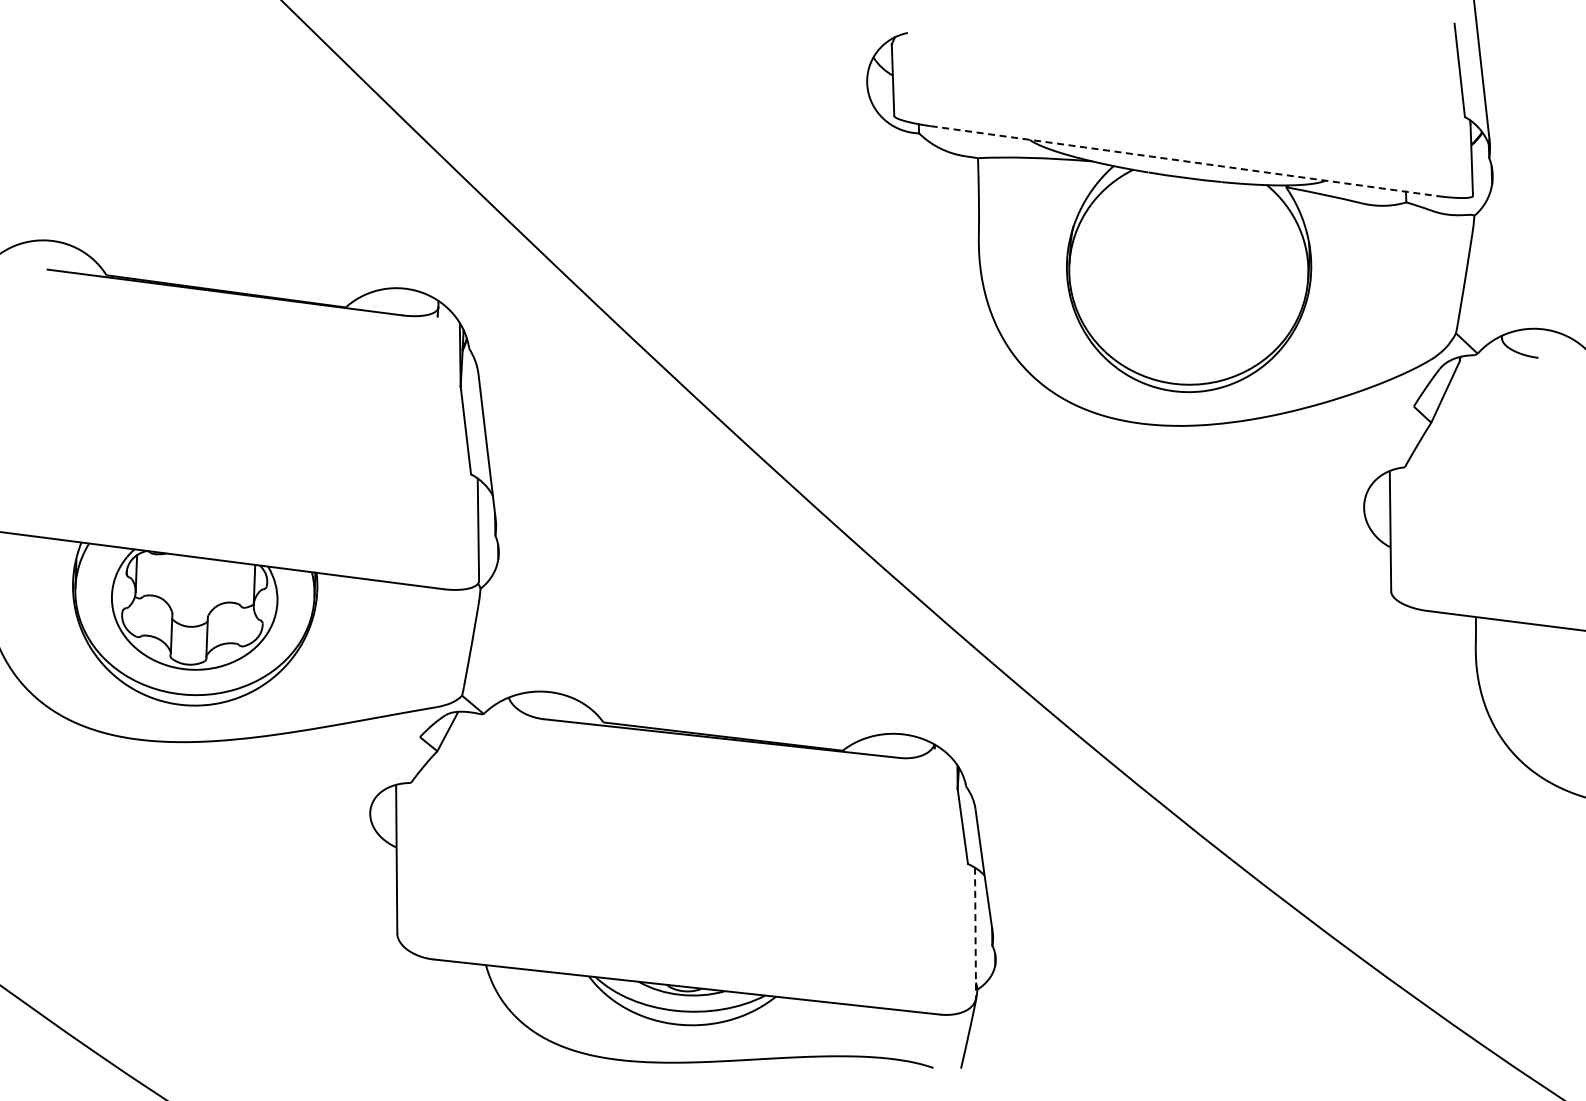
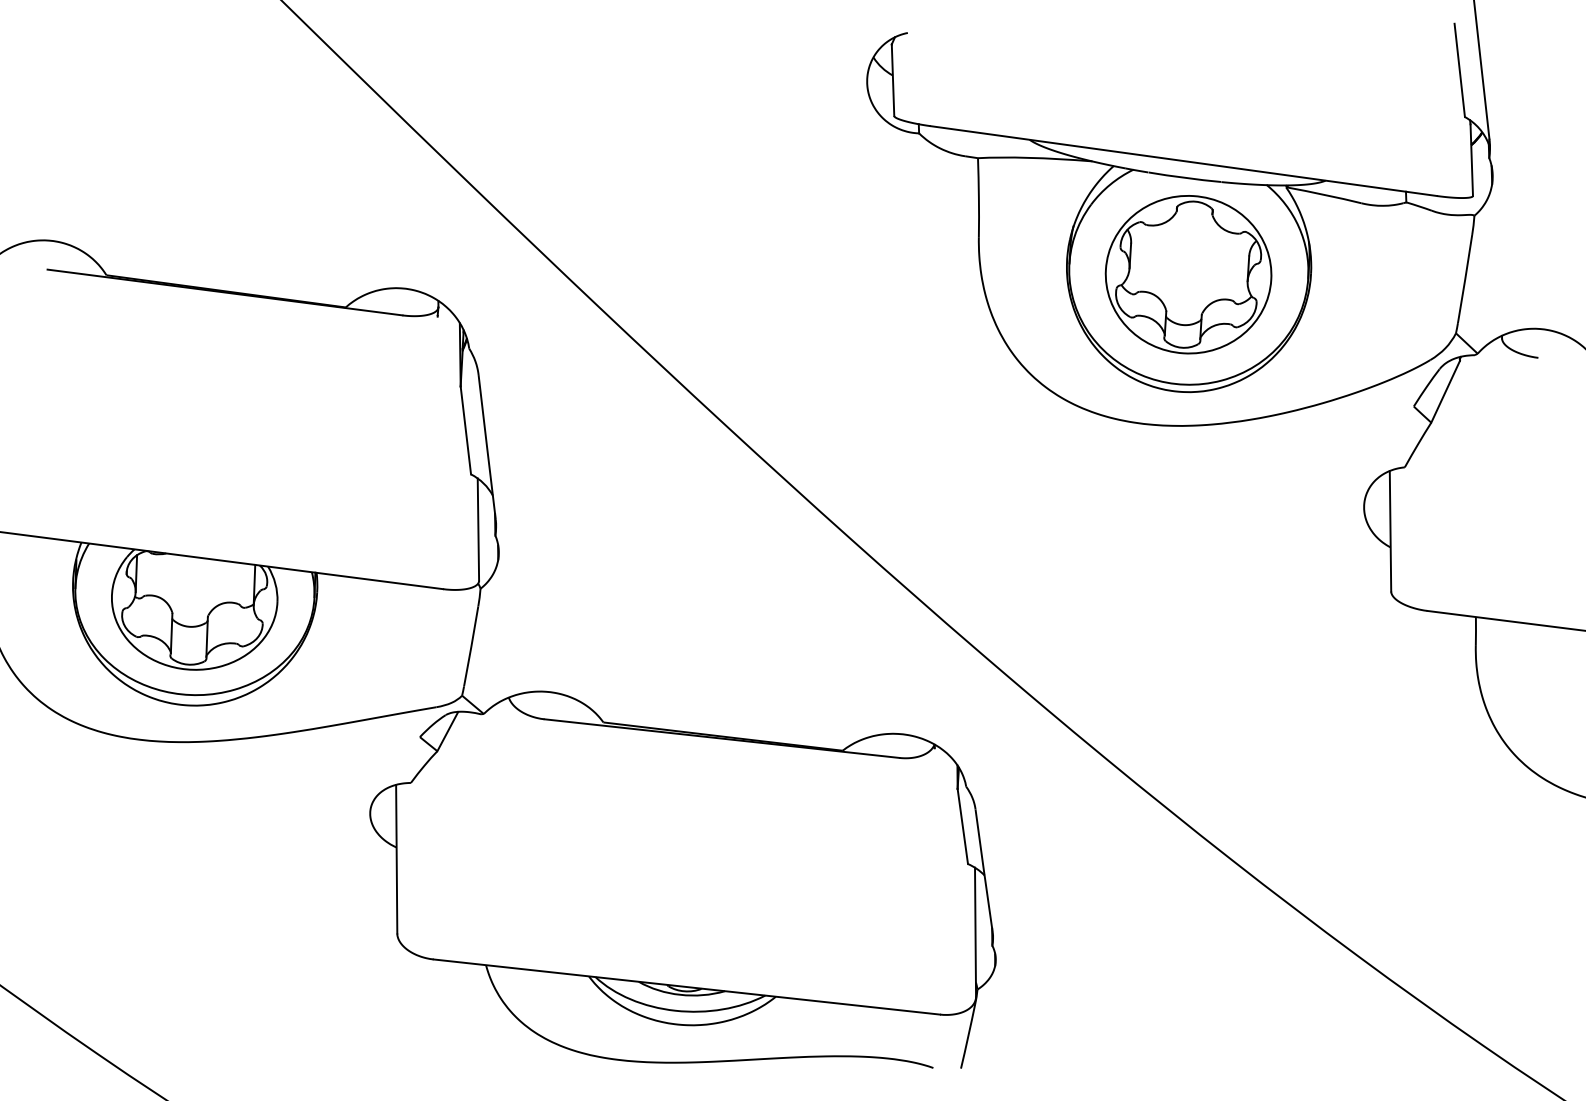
line: dashed -> solid (1183, 161)
part: none -> present (1188, 274)
line: dashed -> solid (975, 932)
